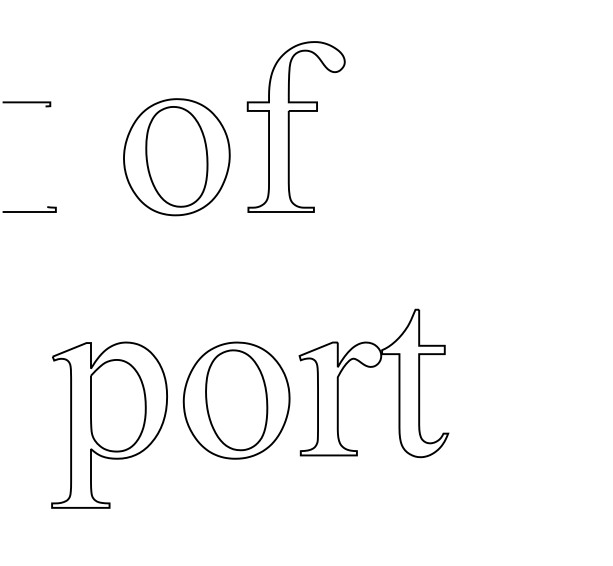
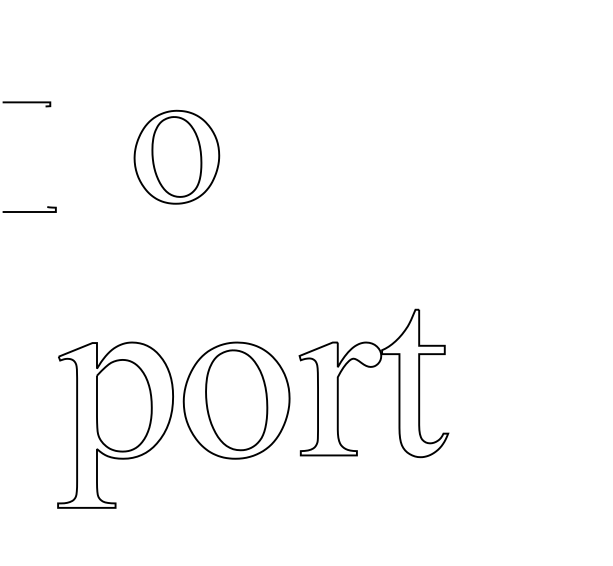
part: present -> none (295, 126)
part size: 108x119 px -> 88x96 px (176, 156)
part position: (109, 424) -> (115, 424) (115, 424)
